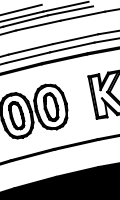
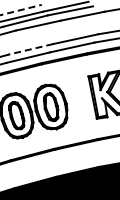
line: solid -> dashed (21, 9)
line: solid -> dashed (30, 49)
